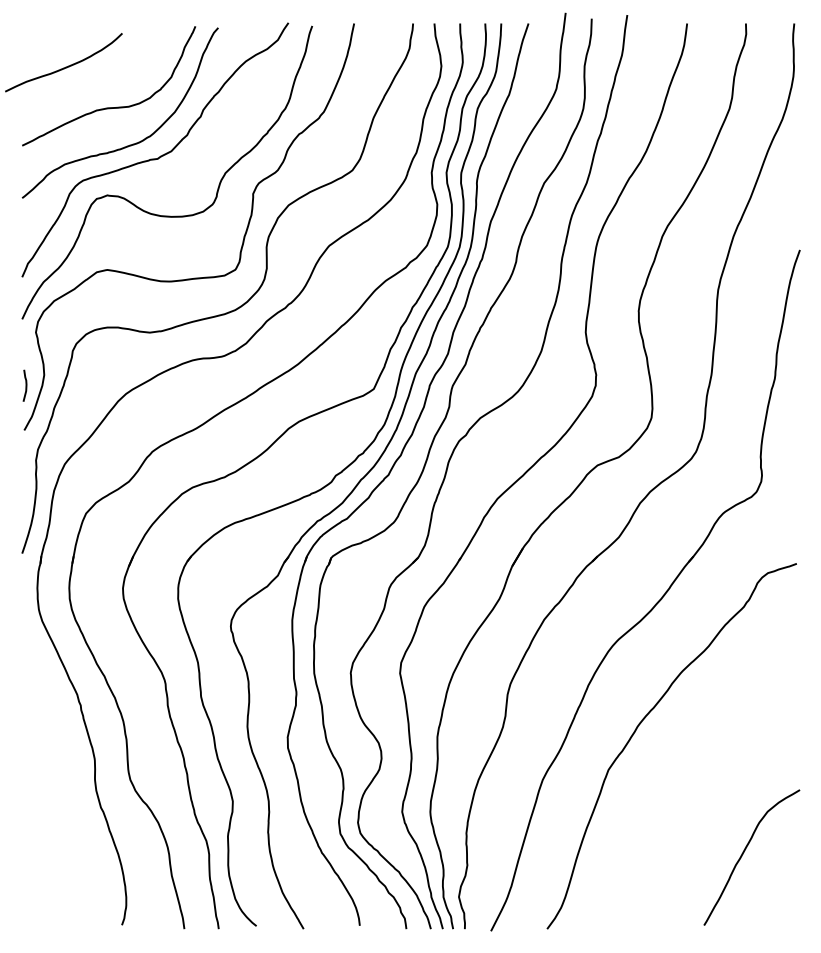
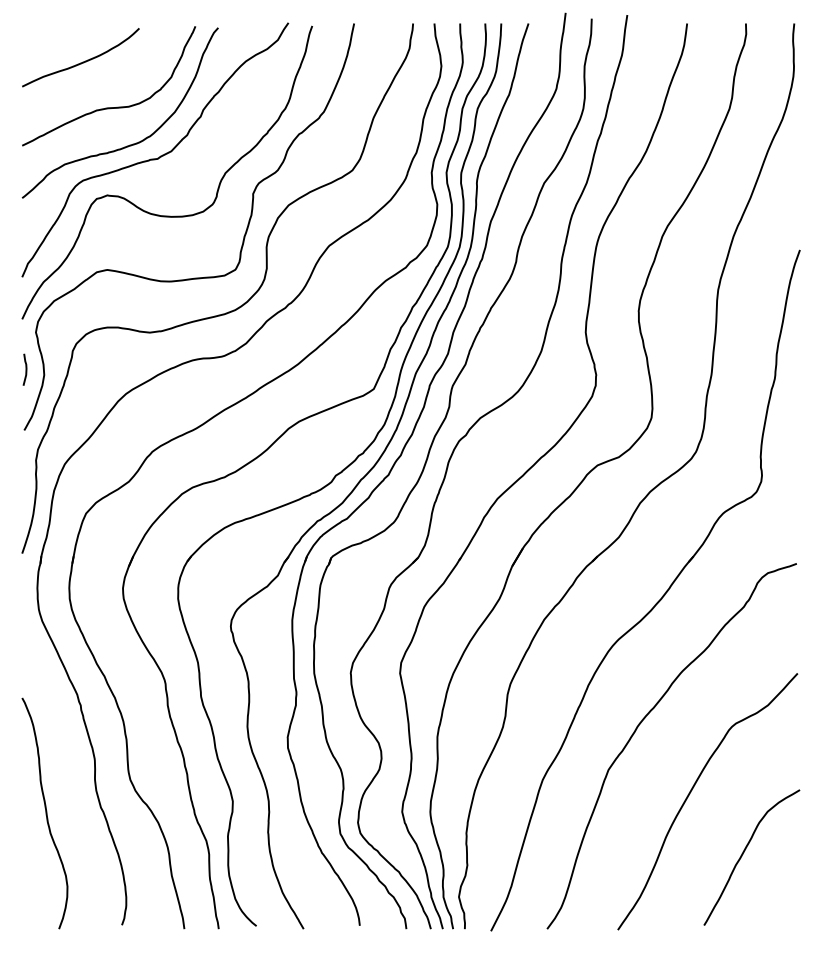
curve position: (65, 66) -> (82, 61) (82, 61)
curve position: (25, 385) -> (25, 369) (25, 369)
curve: none -> present (691, 792)
curve: none -> present (45, 813)
